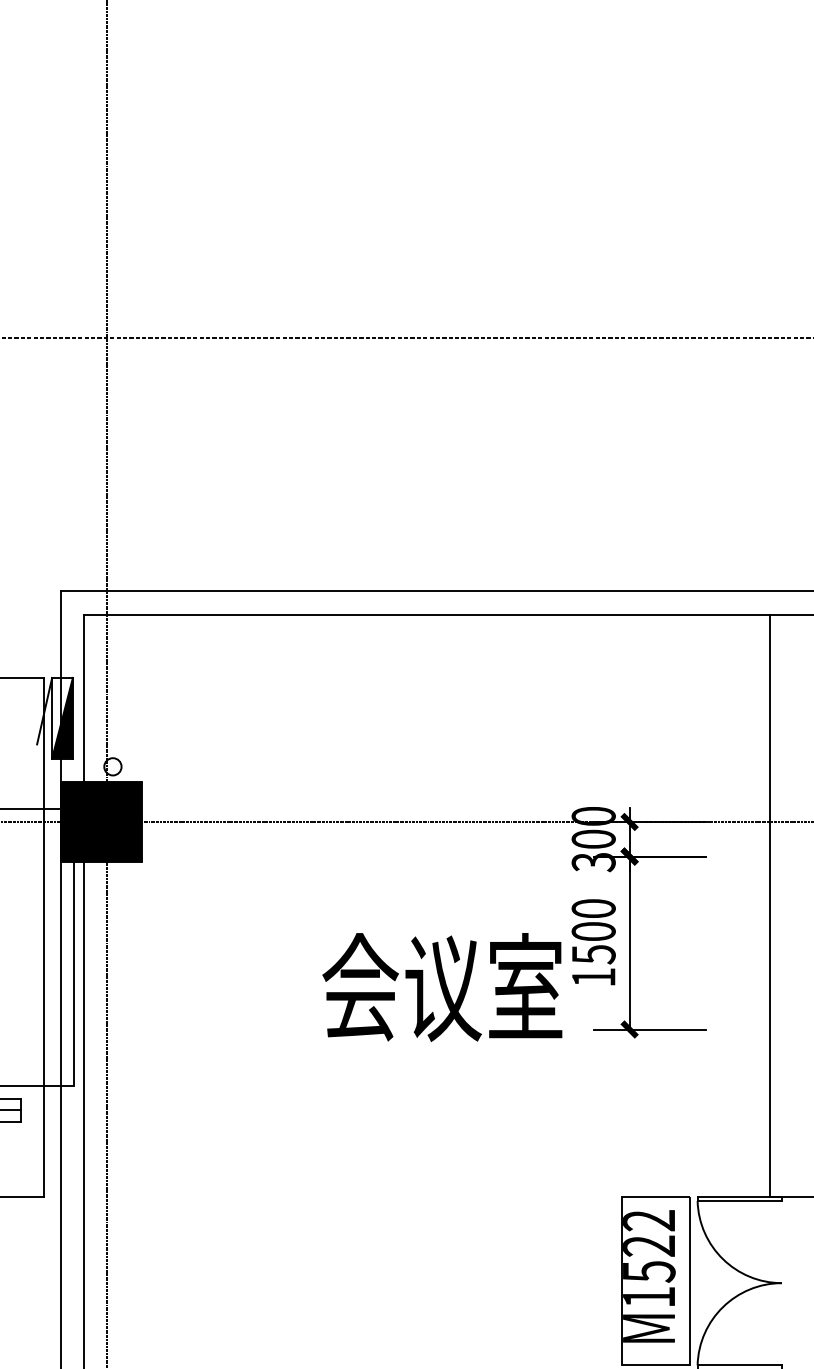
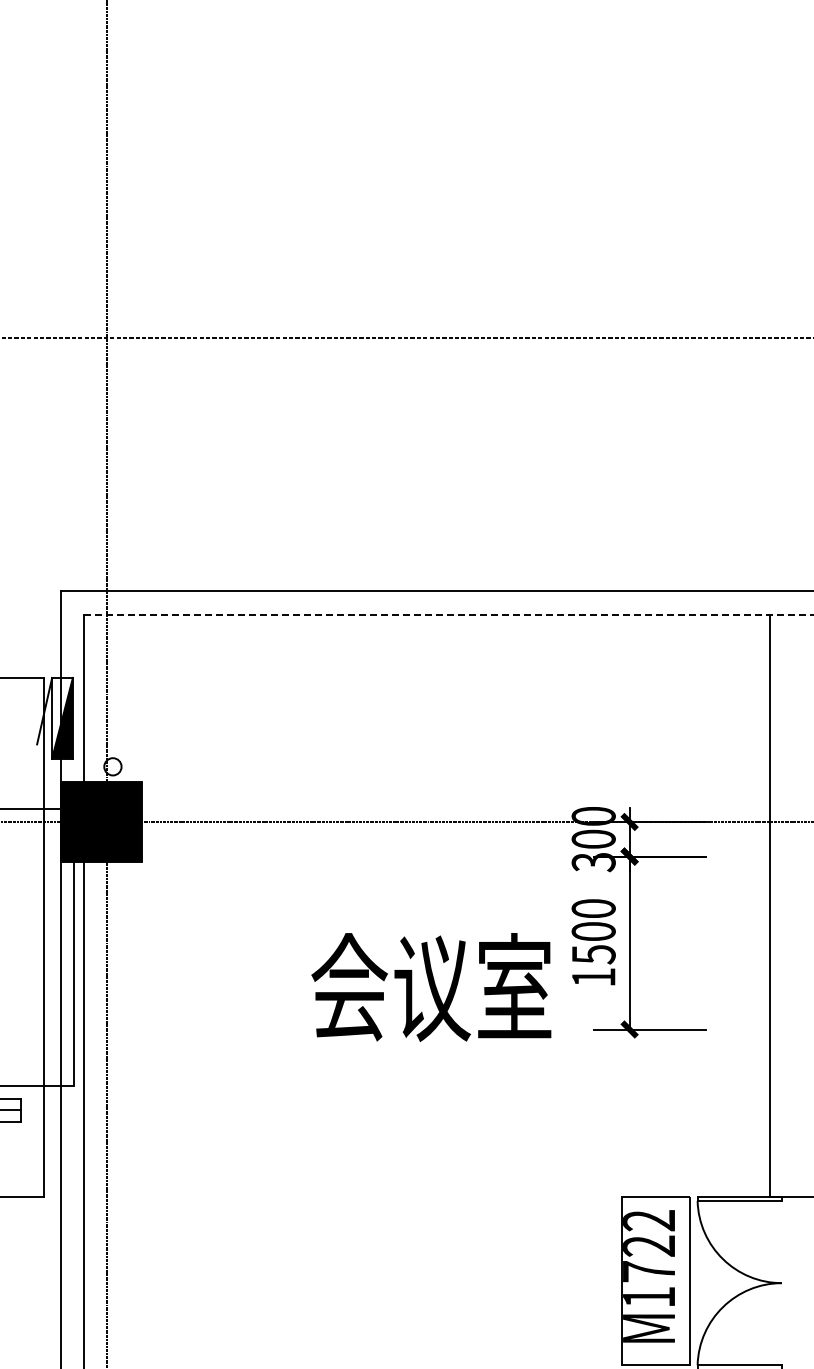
line: solid -> dashed (449, 614)
text position: (442, 987) -> (431, 987) (431, 987)
text: M1522 -> M1722 (649, 1271)
